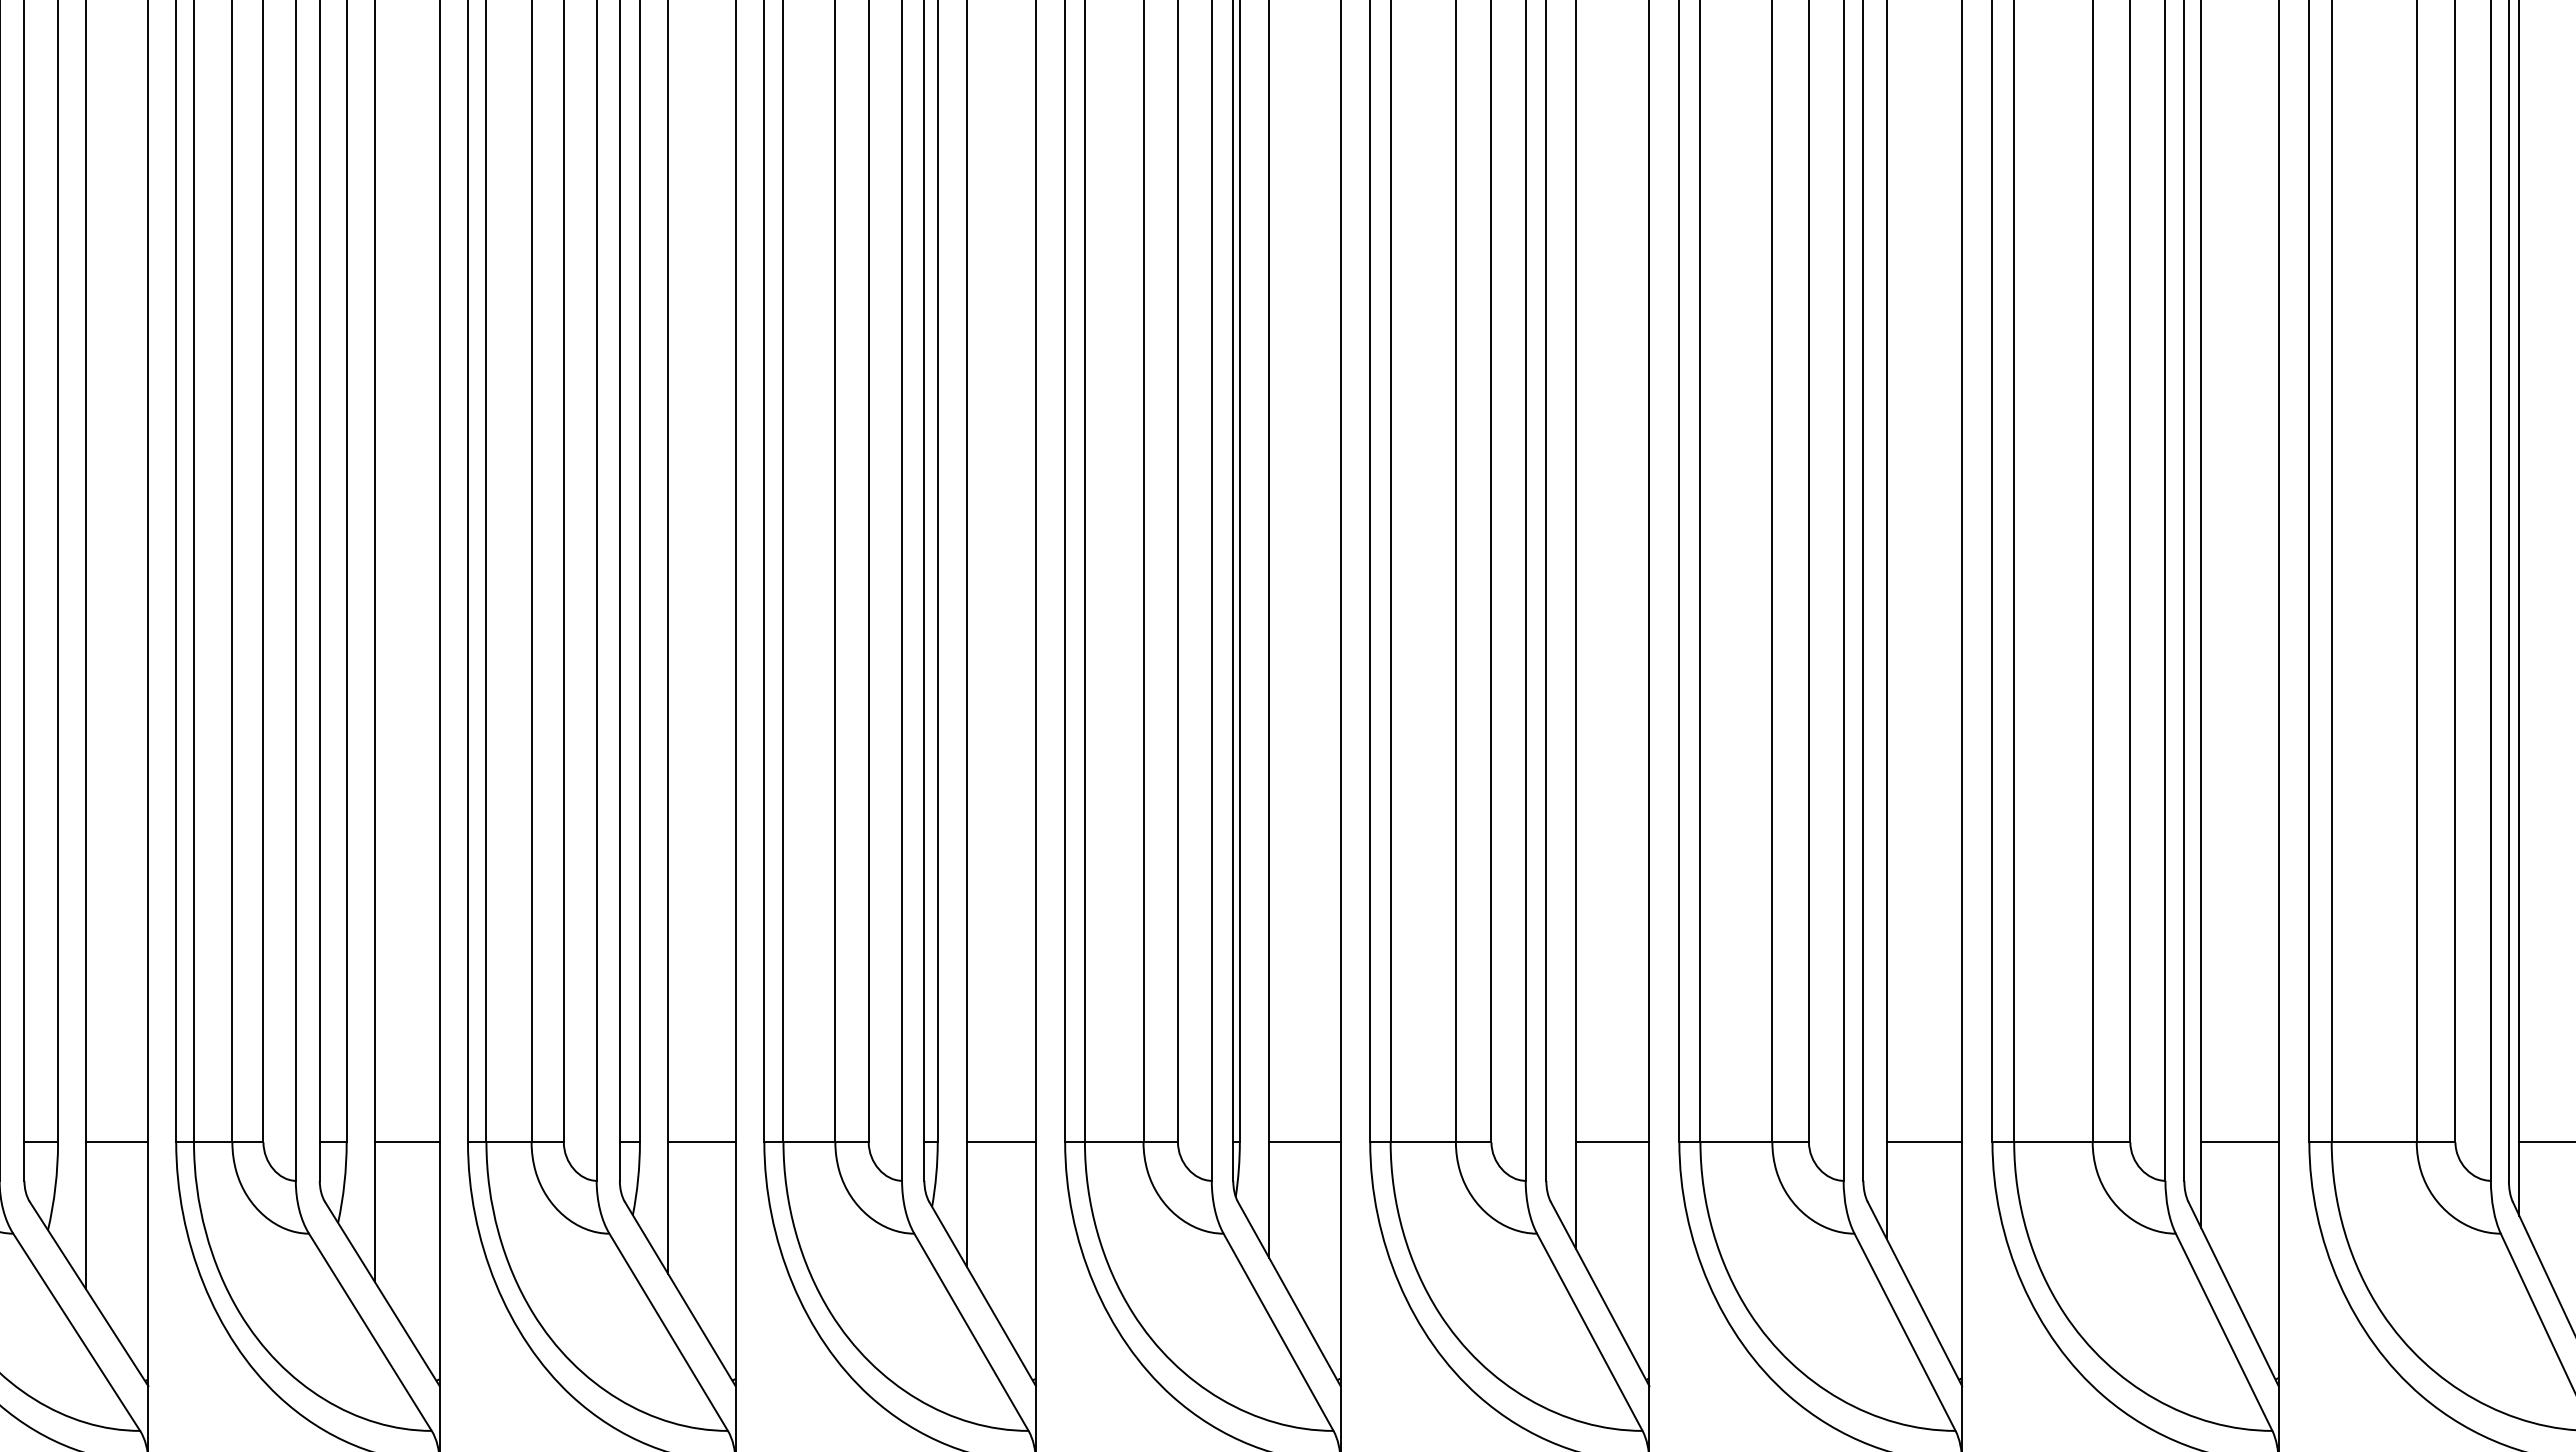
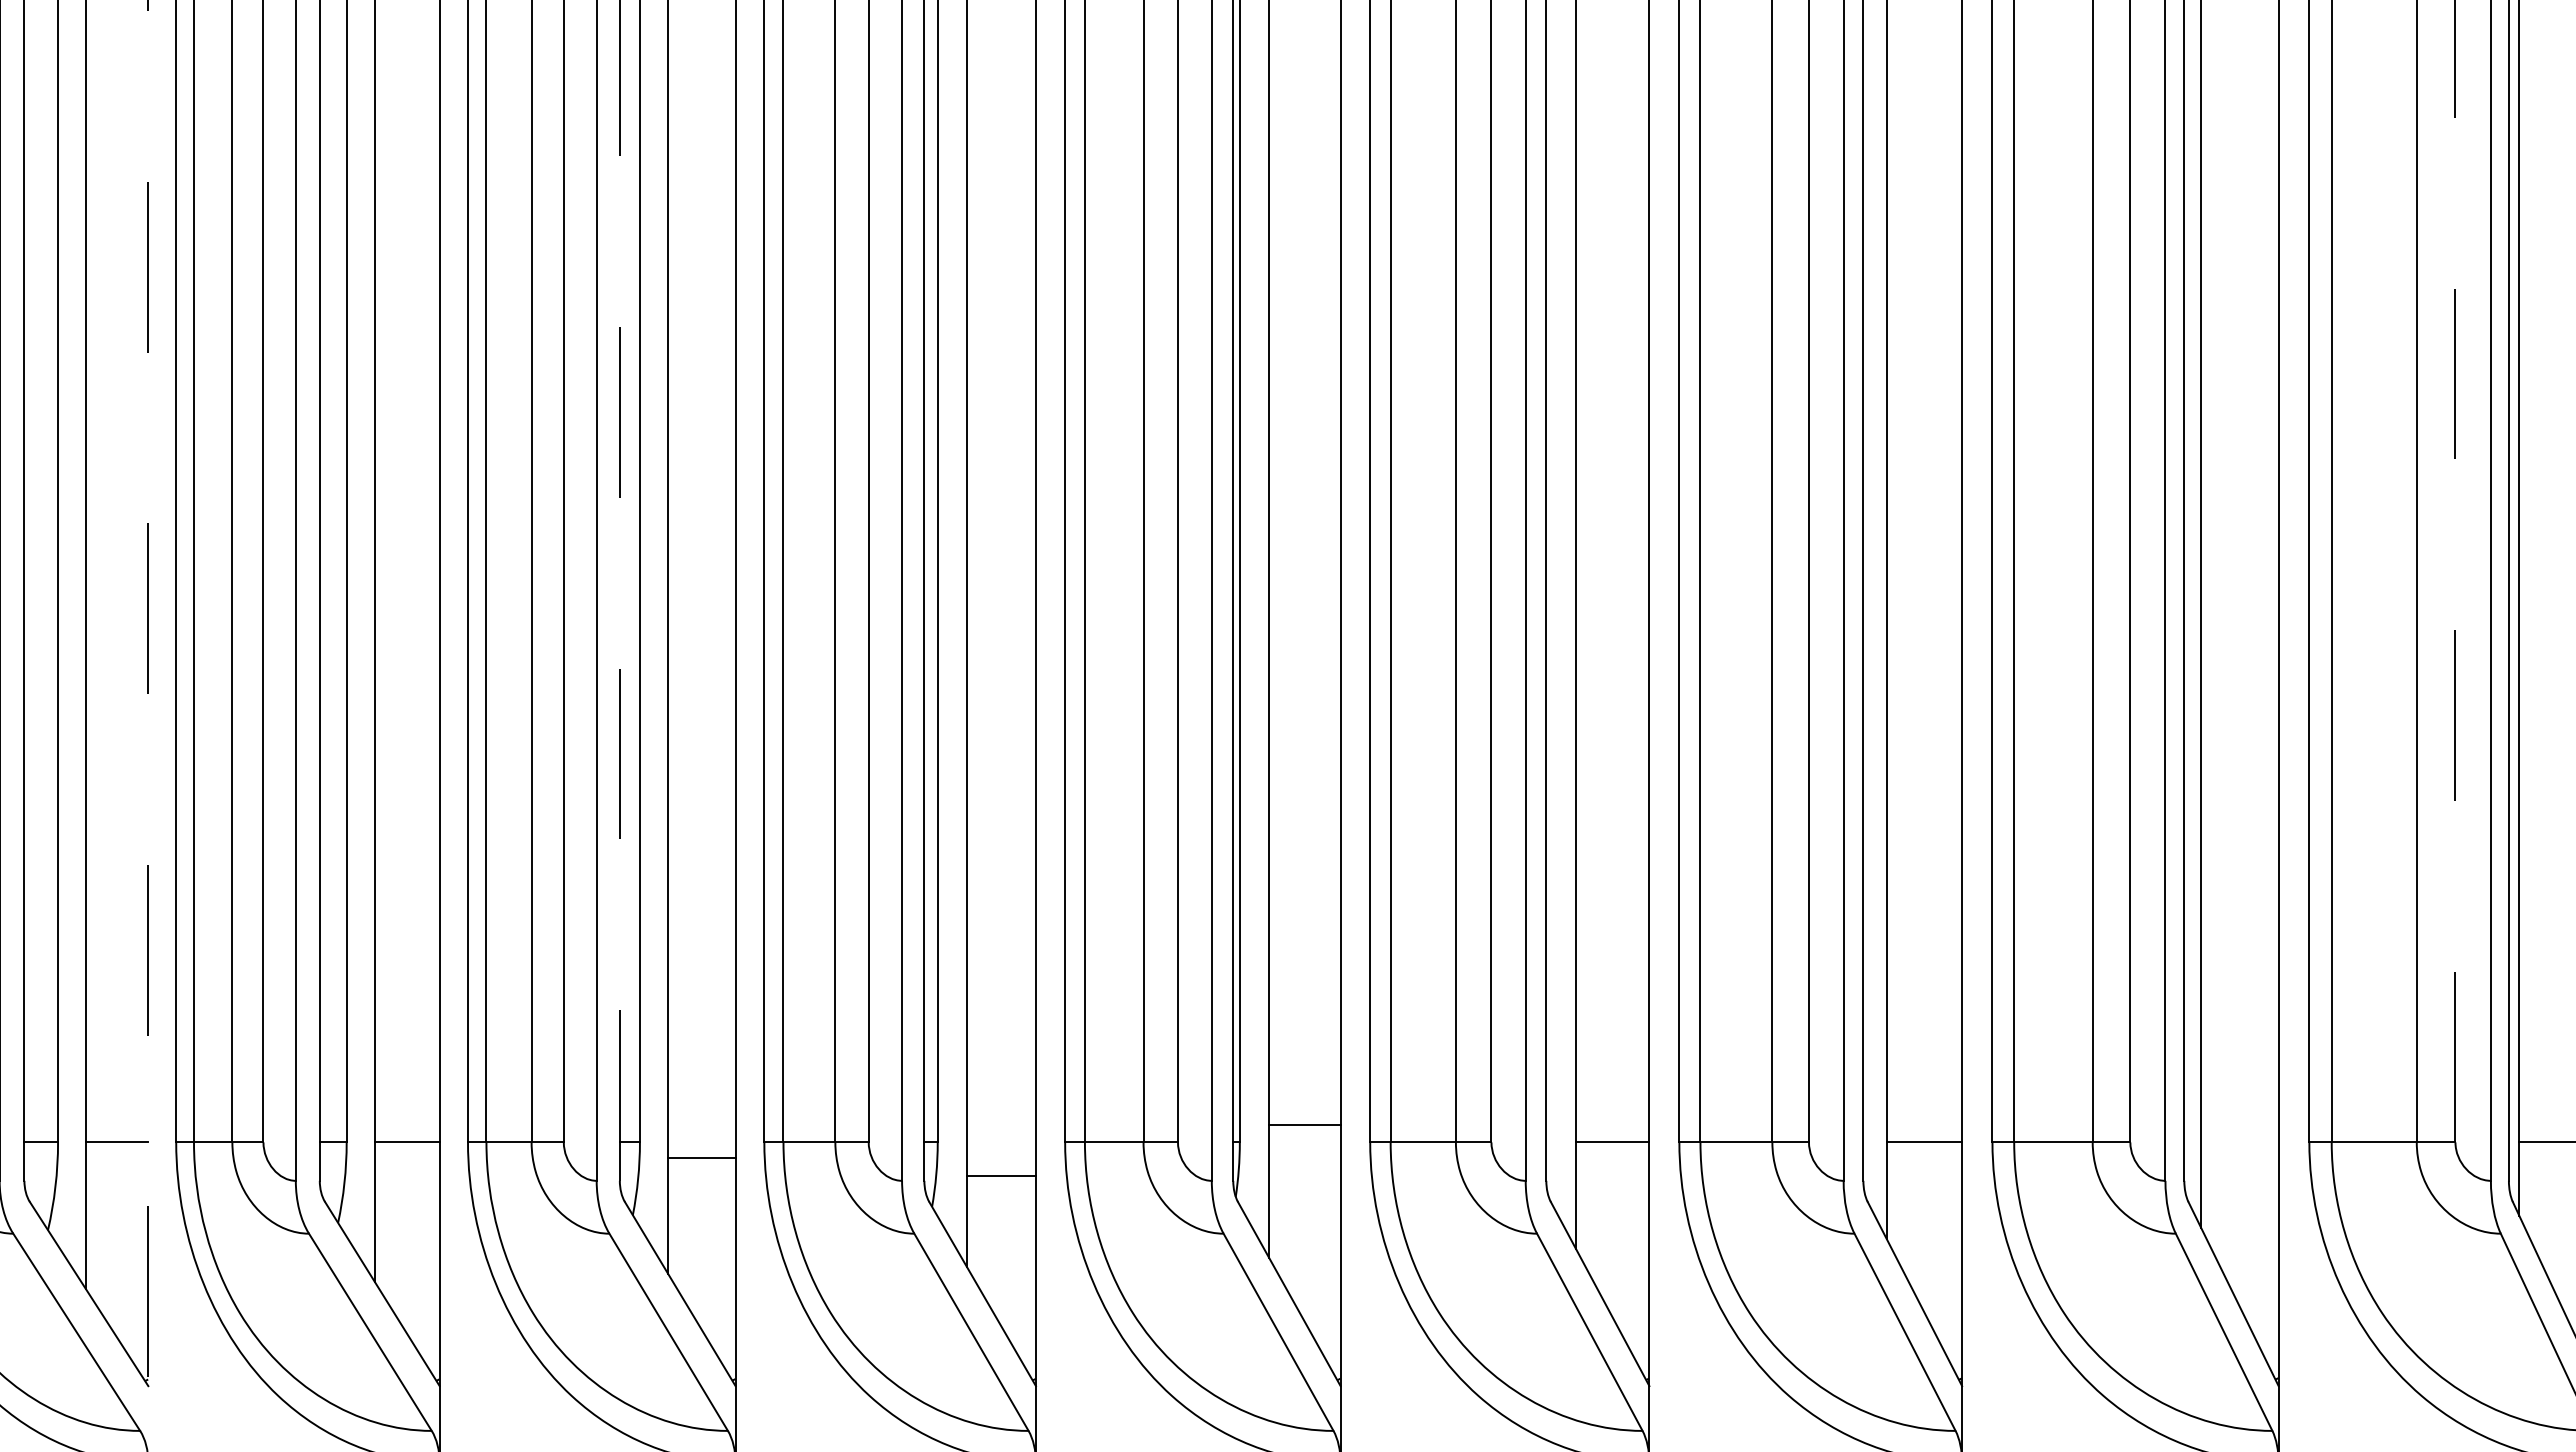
line: solid -> dashed (2455, 571)
line: solid -> dashed (619, 590)
line: solid -> dashed (148, 726)
line position: (701, 1142) -> (701, 1158) (701, 1158)
line position: (1000, 1142) -> (1000, 1176) (1000, 1176)
line position: (1304, 1142) -> (1304, 1125) (1304, 1125)
line: present -> none (2239, 1142)
